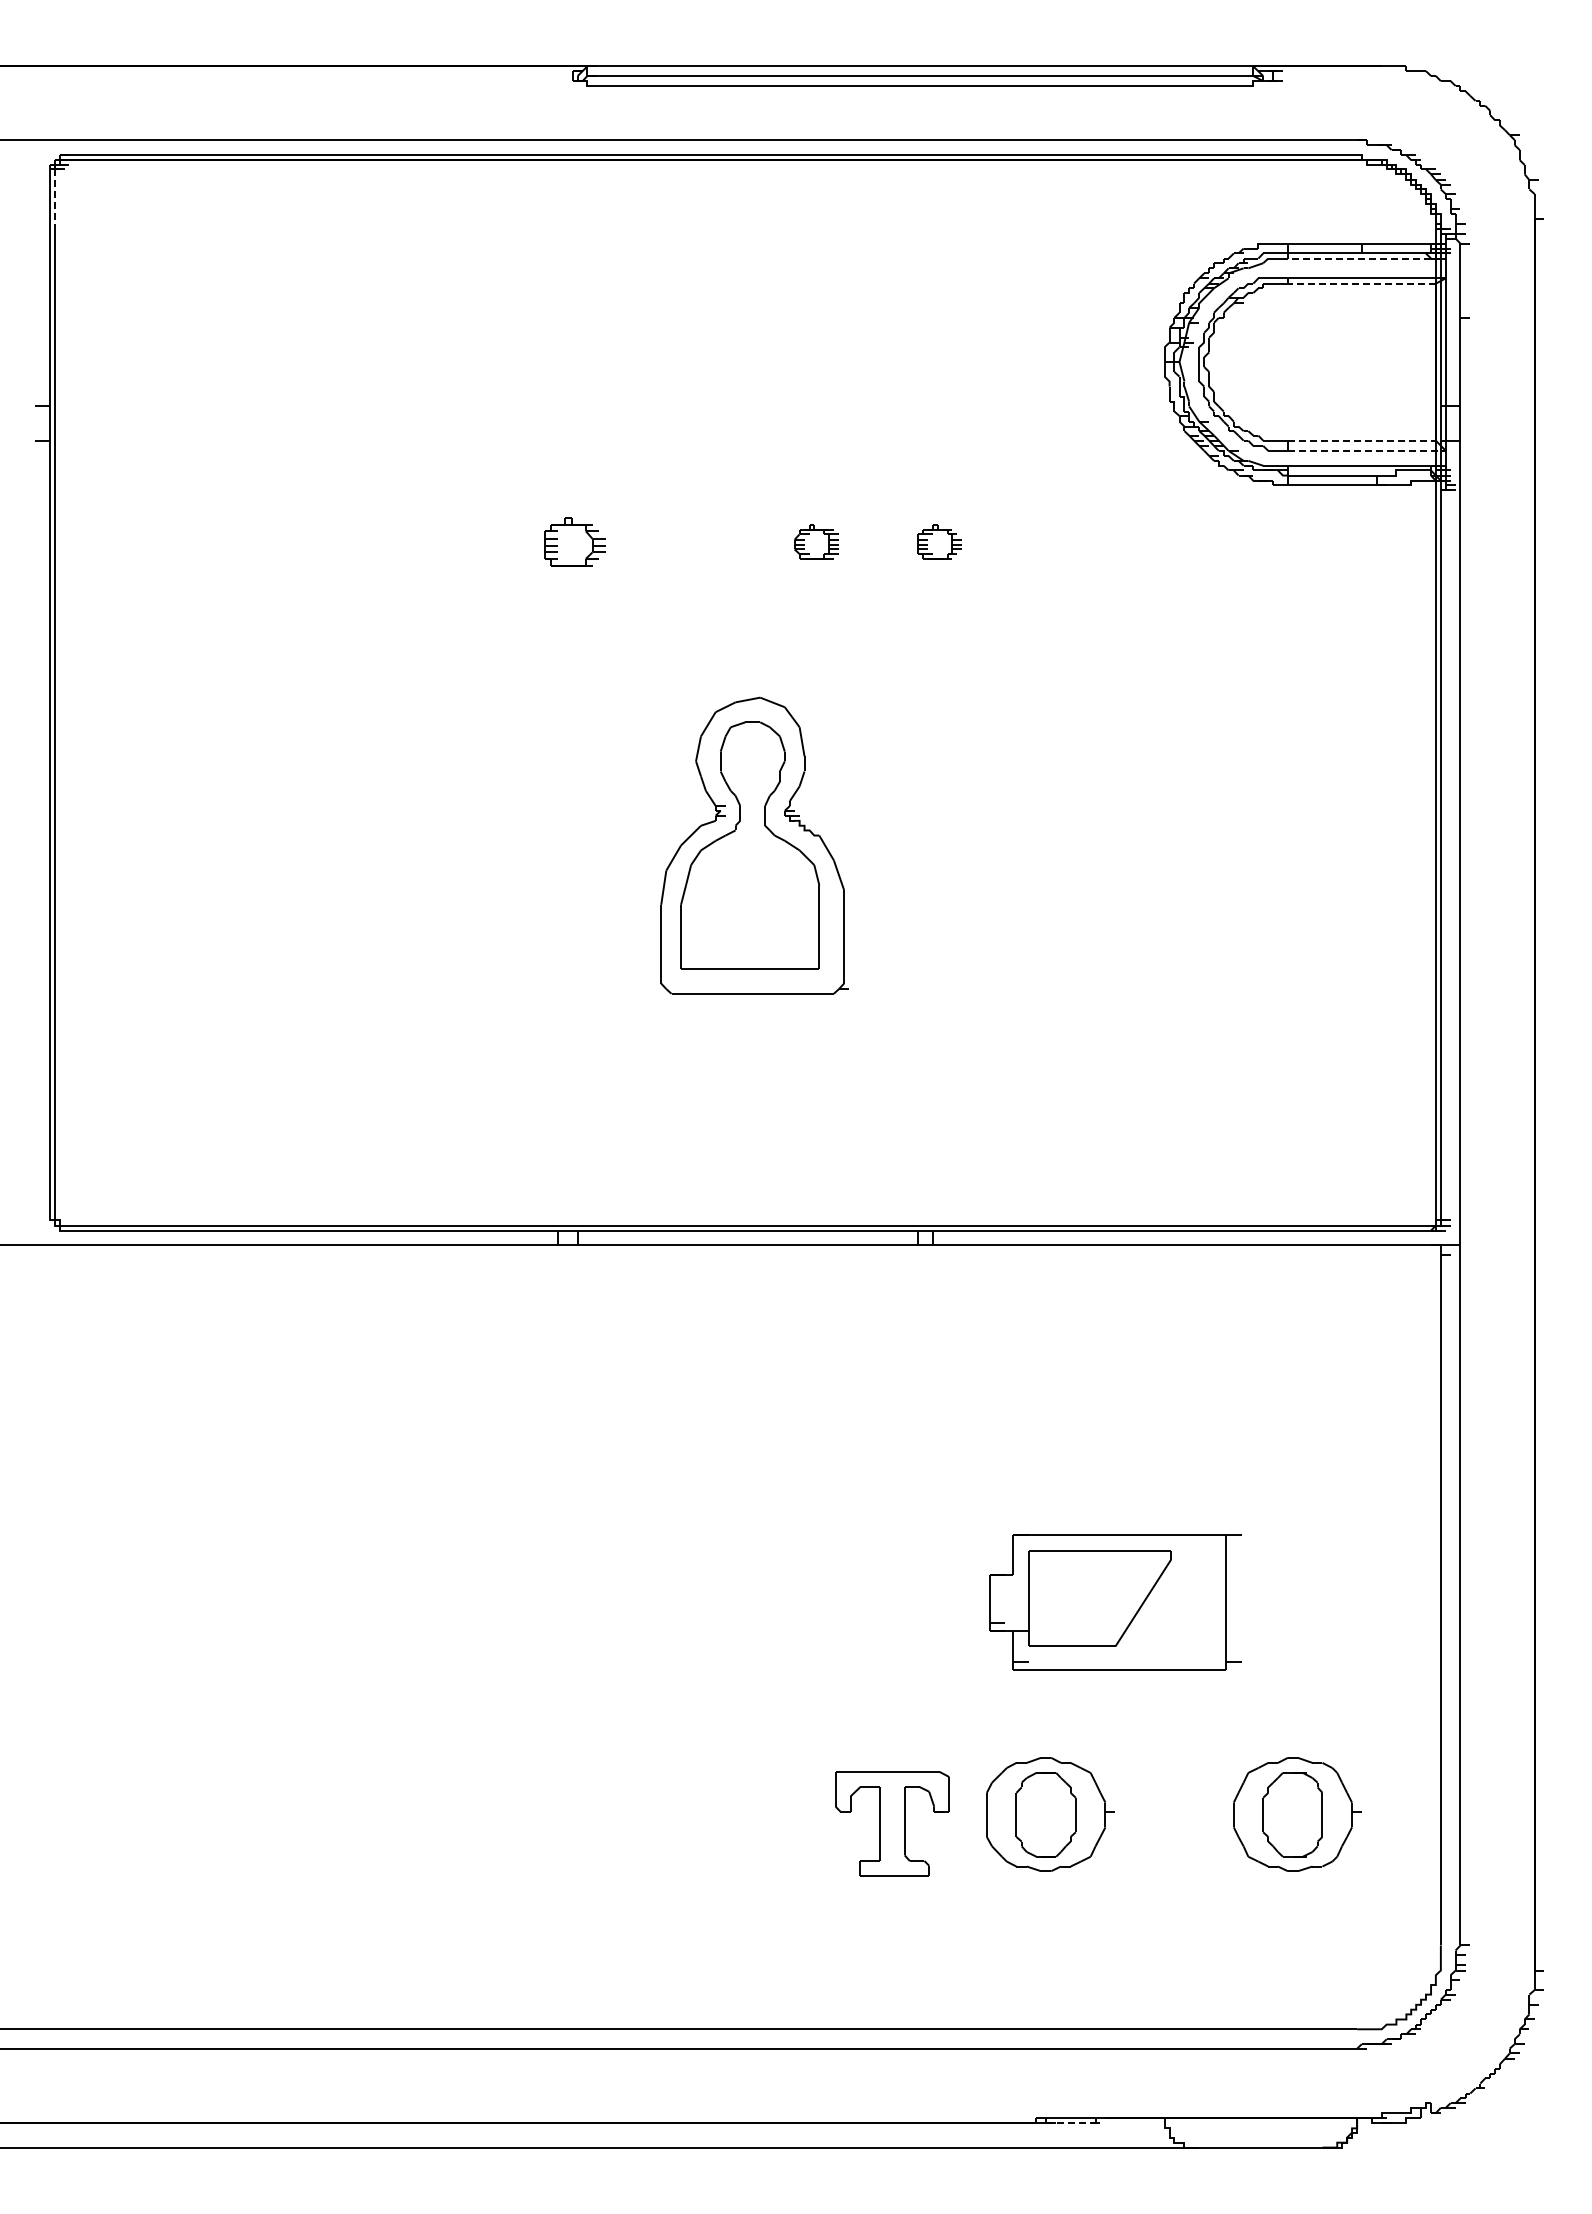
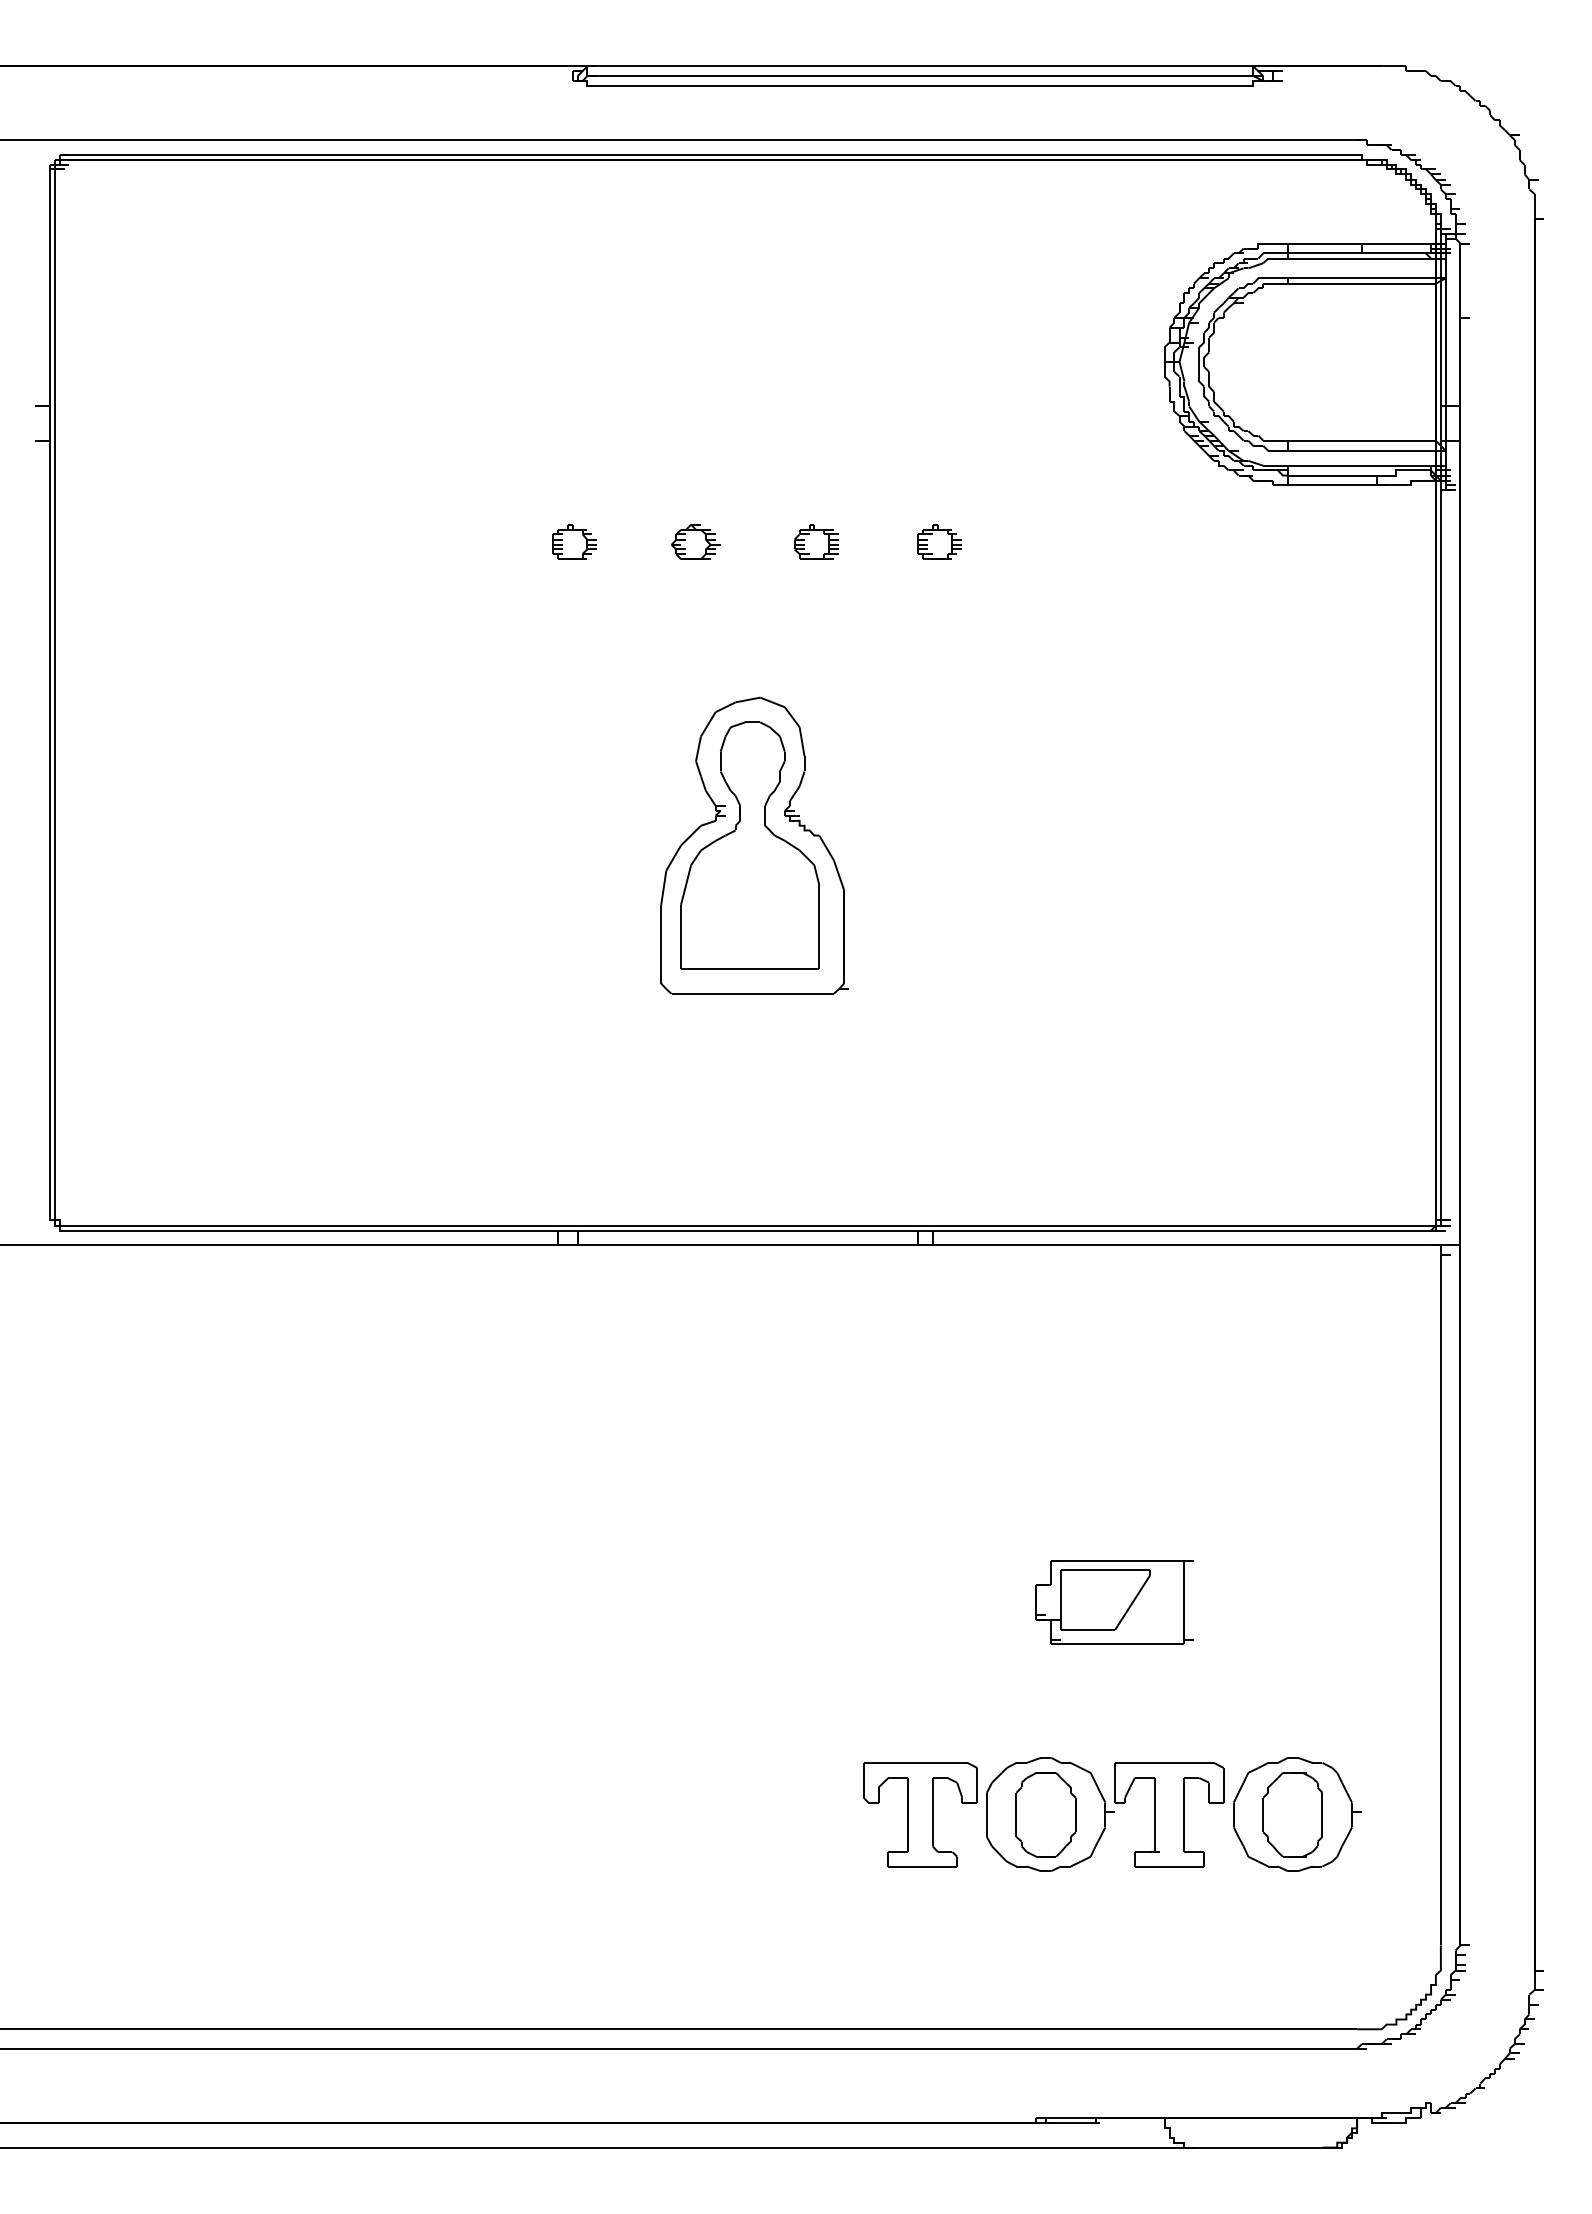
line: dashed -> solid (54, 197)
line: dashed -> solid (1359, 258)
line: dashed -> solid (1361, 283)
line: dashed -> solid (1361, 440)
line: dashed -> solid (1366, 450)
part size: 62x50 px -> 45x36 px (574, 541)
part: none -> present (695, 541)
part size: 253x137 px -> 159x85 px (1114, 1602)
part: none -> present (1169, 1814)
part position: (892, 1823) -> (920, 1814) (920, 1814)
line: dashed -> solid (1068, 2123)
